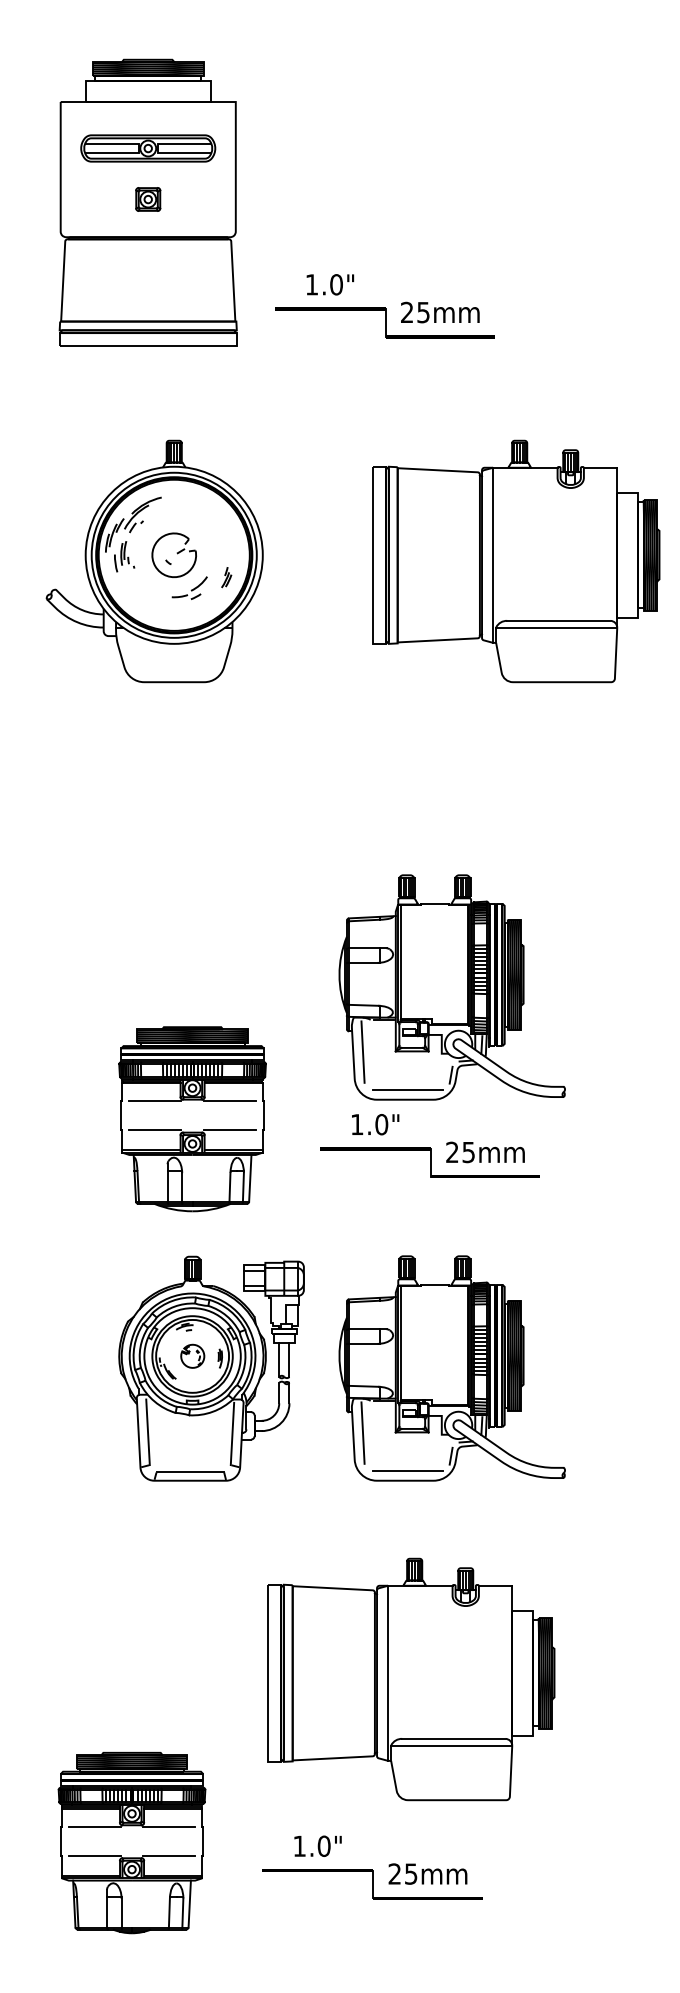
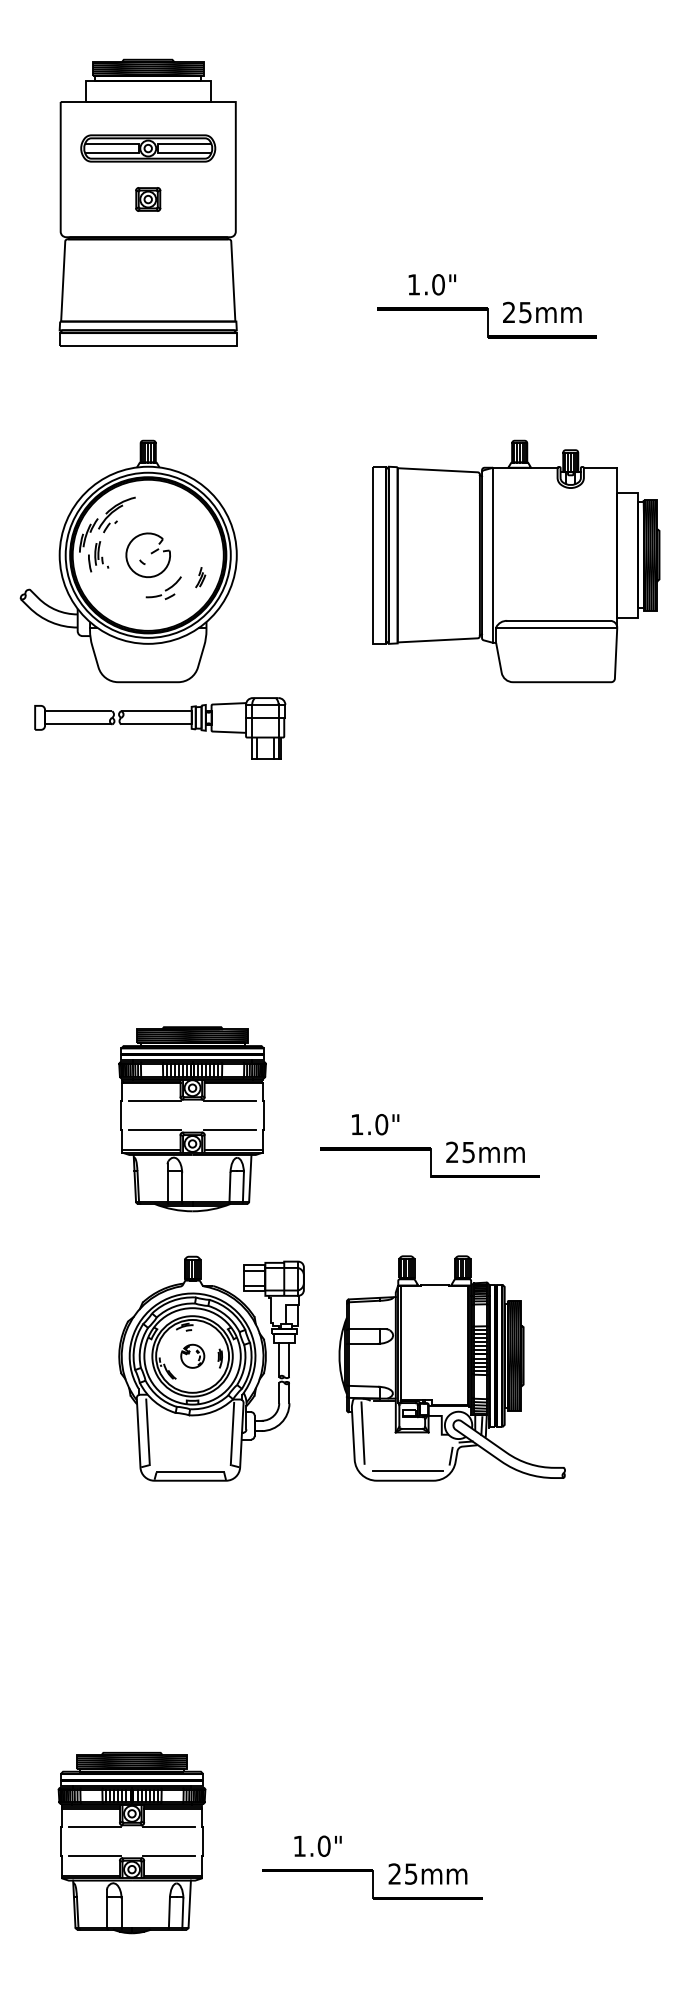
part position: (384, 306) -> (486, 306) (486, 306)
part position: (154, 561) -> (128, 561) (128, 561)
part: none -> present (160, 728)
part: present -> none (451, 987)
part: present -> none (411, 1679)
